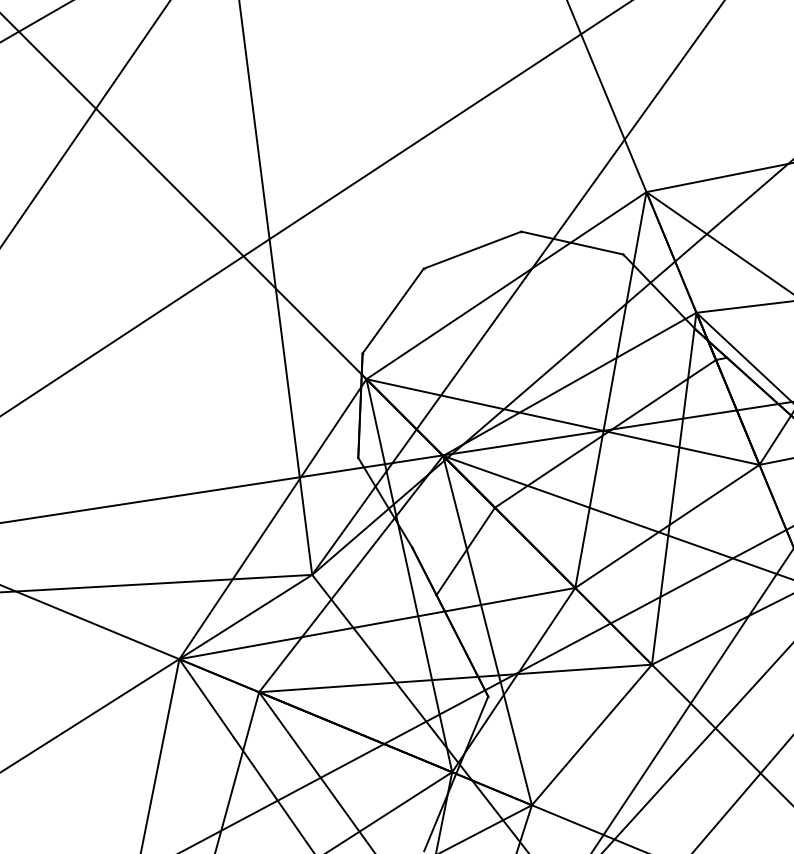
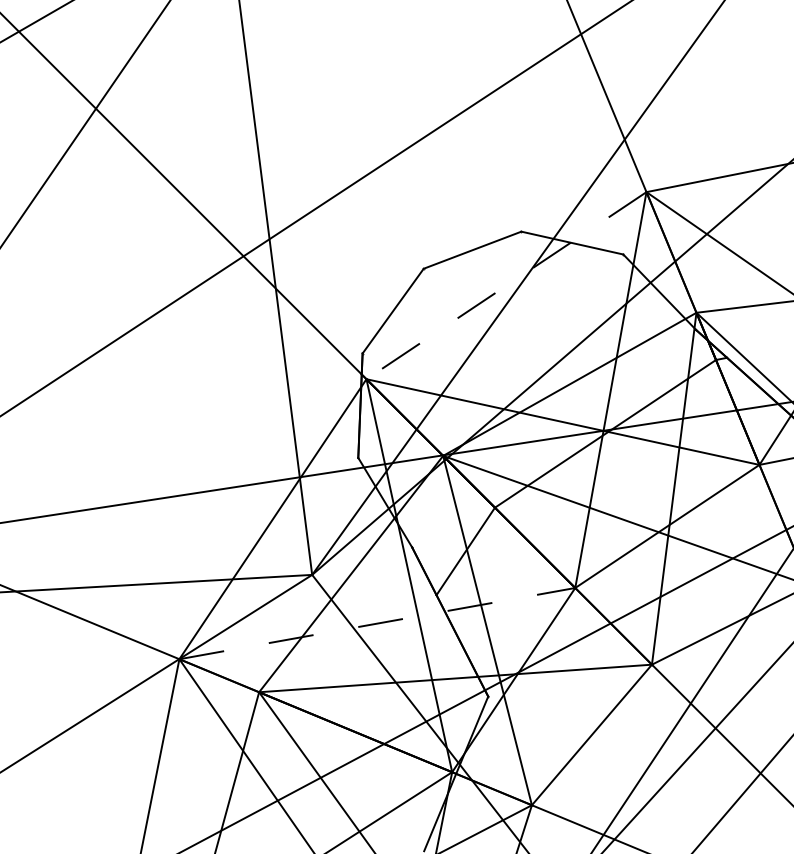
line: solid -> dashed (506, 285)
line: solid -> dashed (377, 623)
